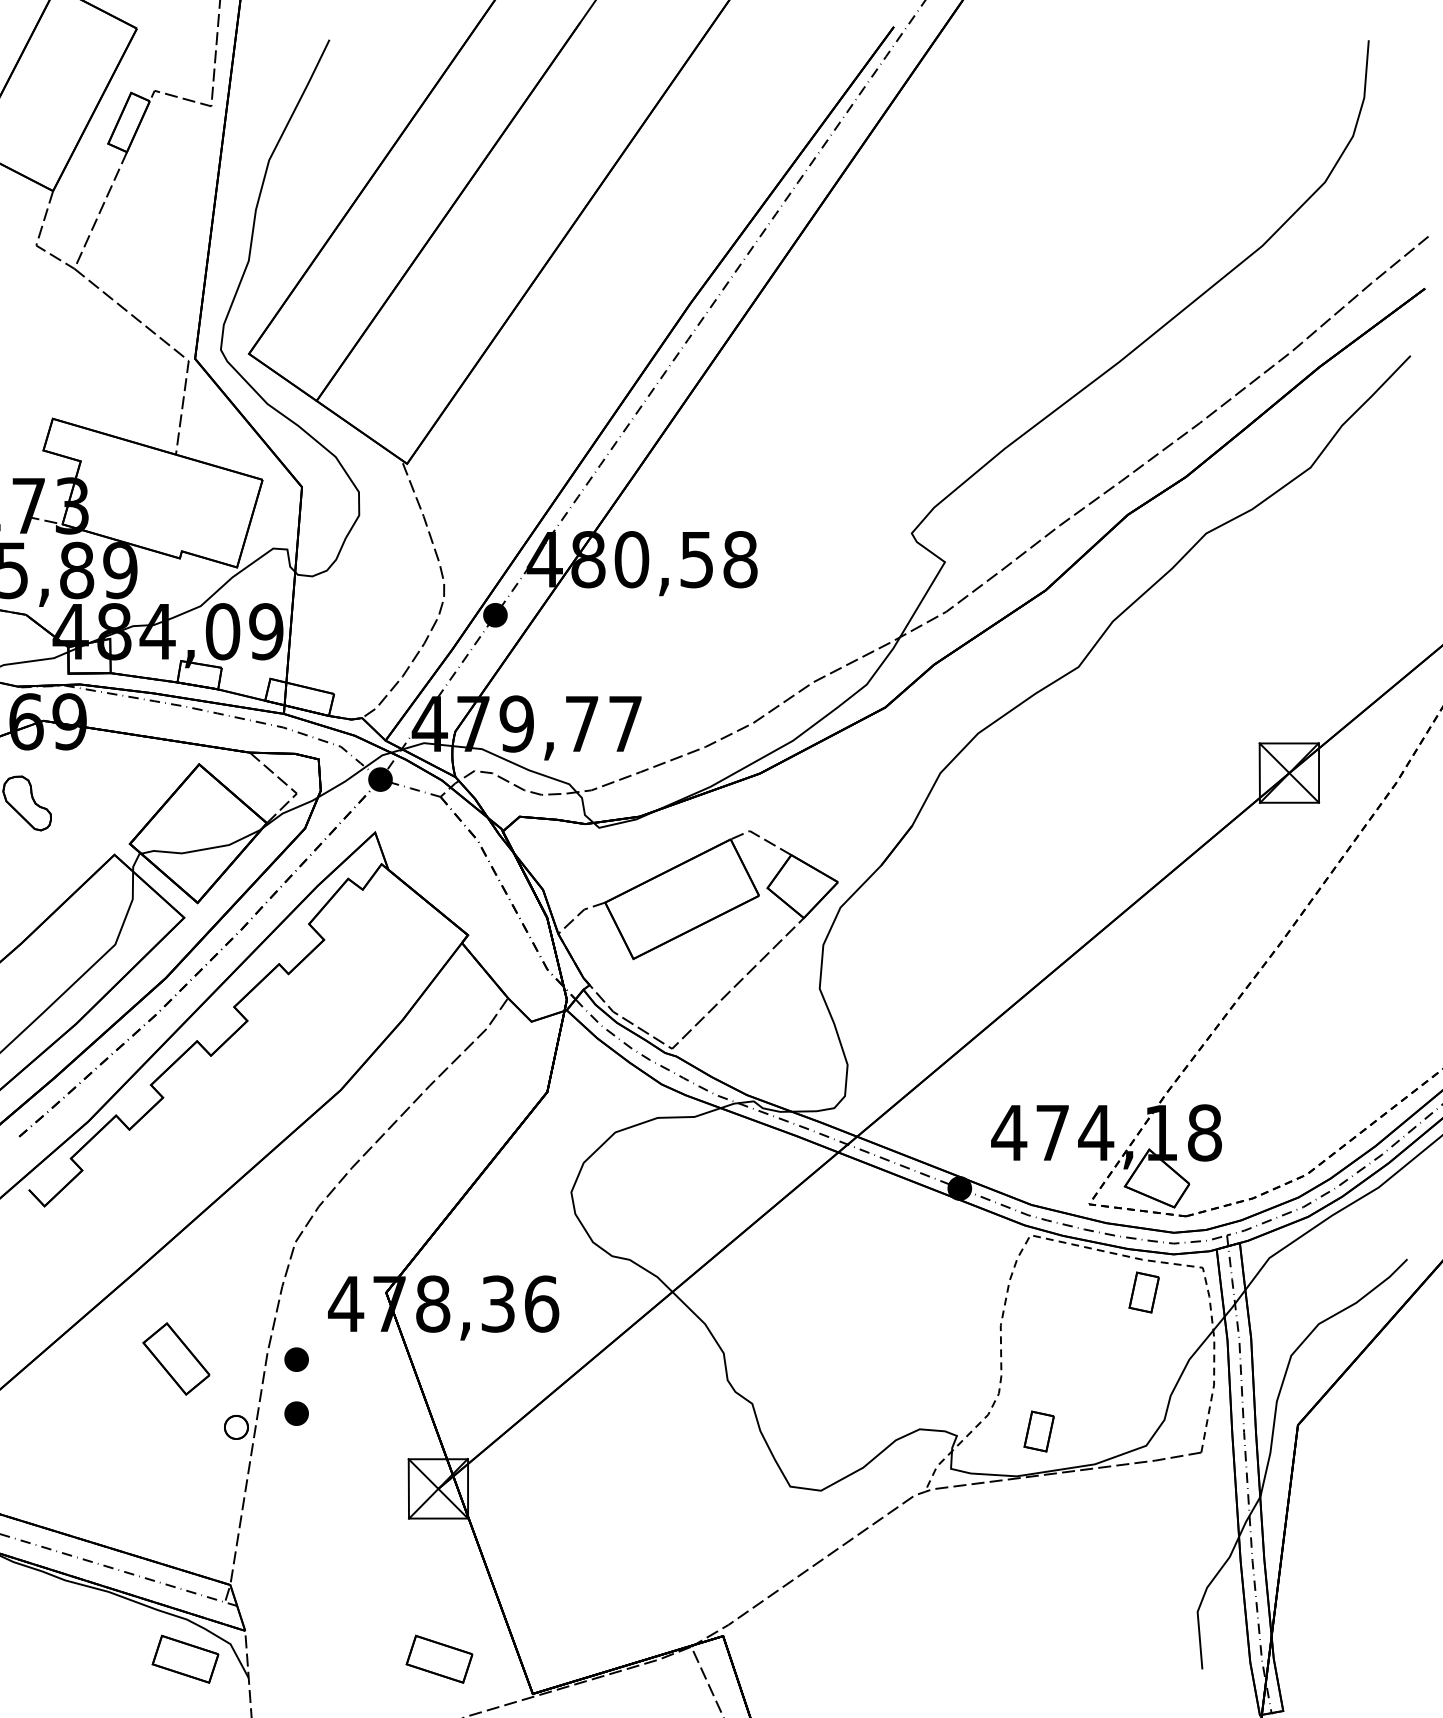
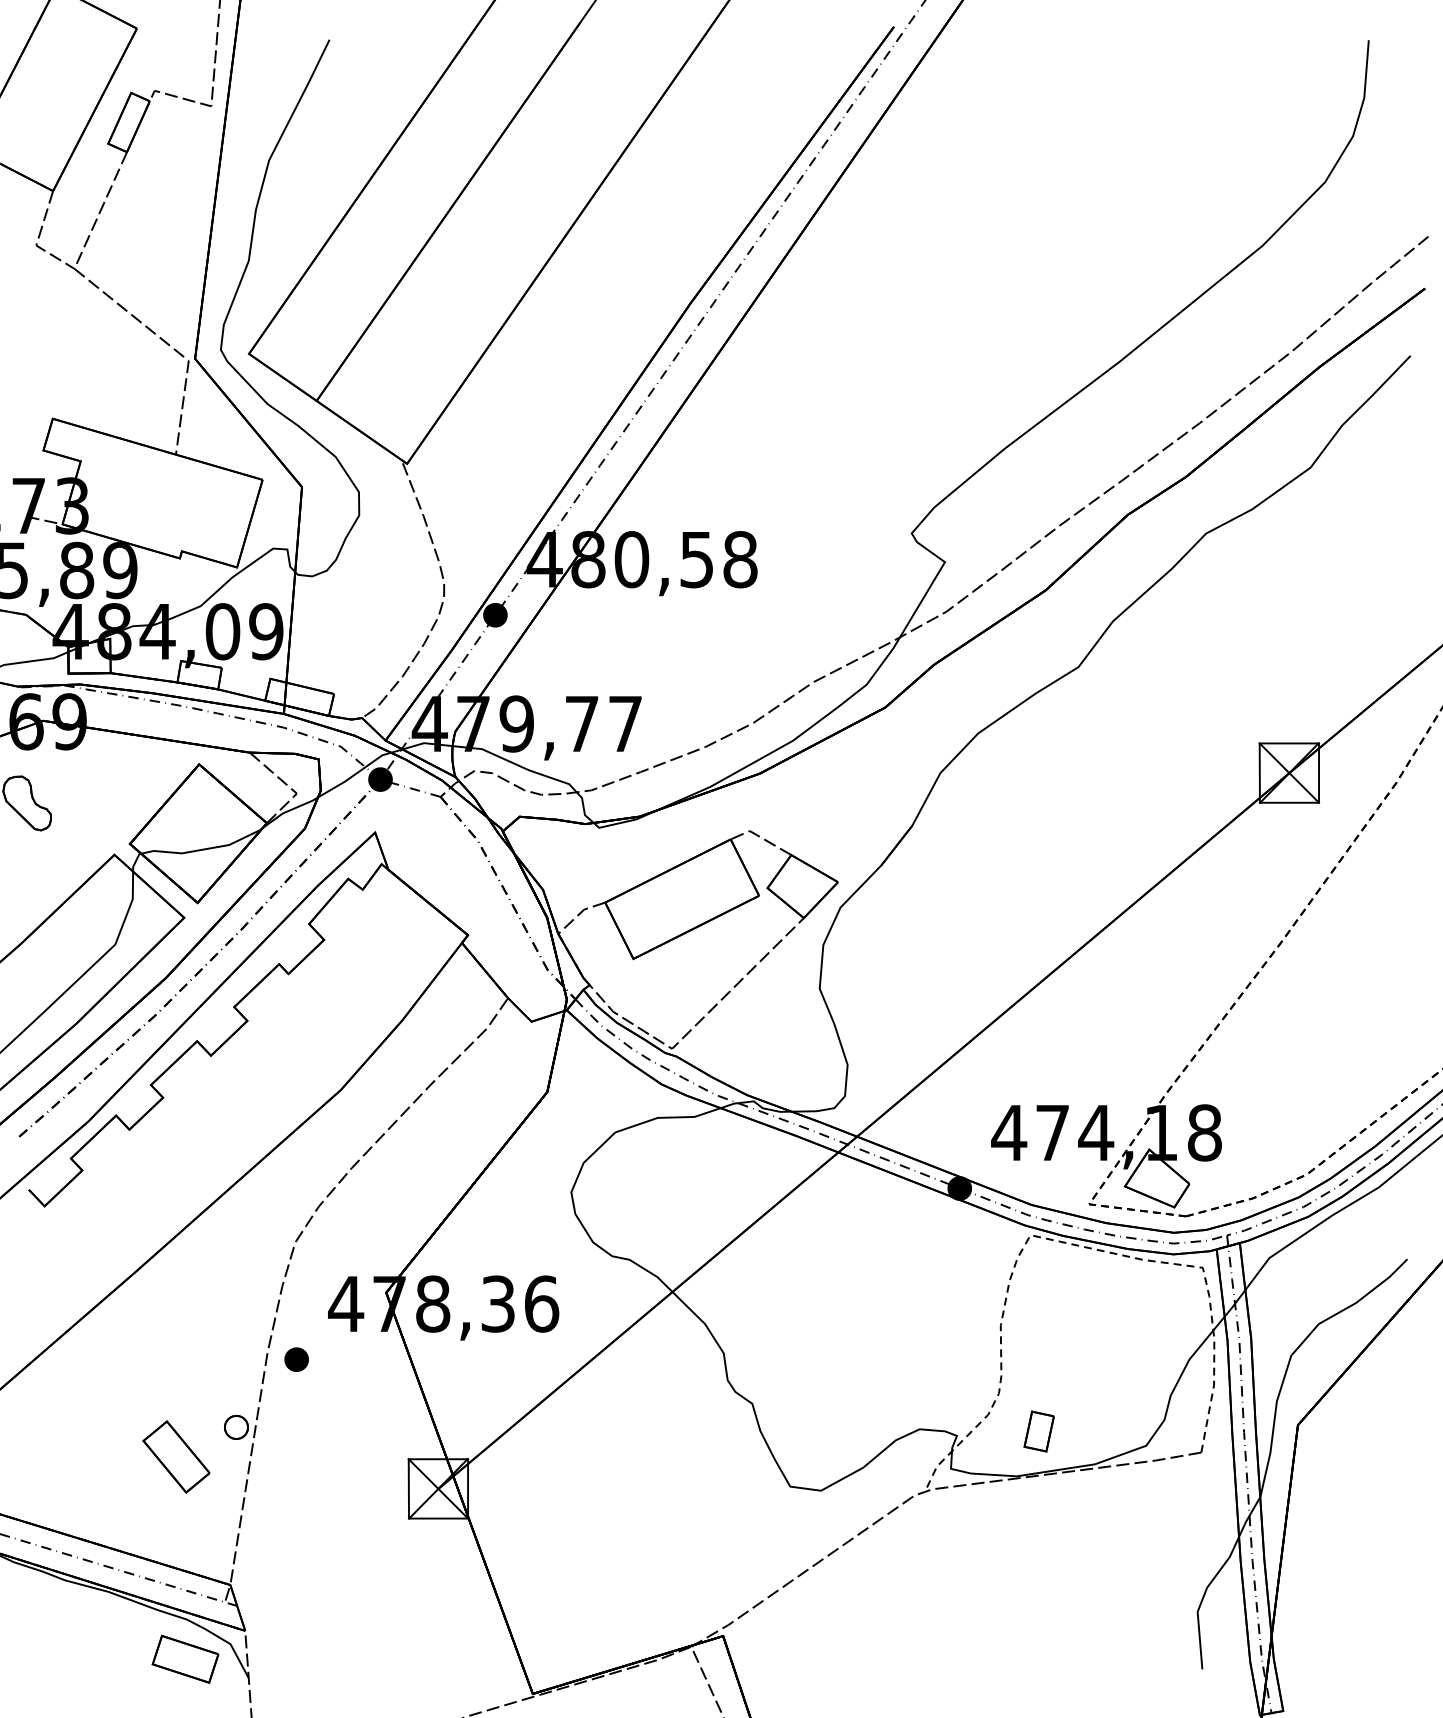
part: present -> none (1143, 1292)
part position: (176, 1358) -> (176, 1456) (176, 1456)
part: present -> none (296, 1413)
part: present -> none (439, 1658)
